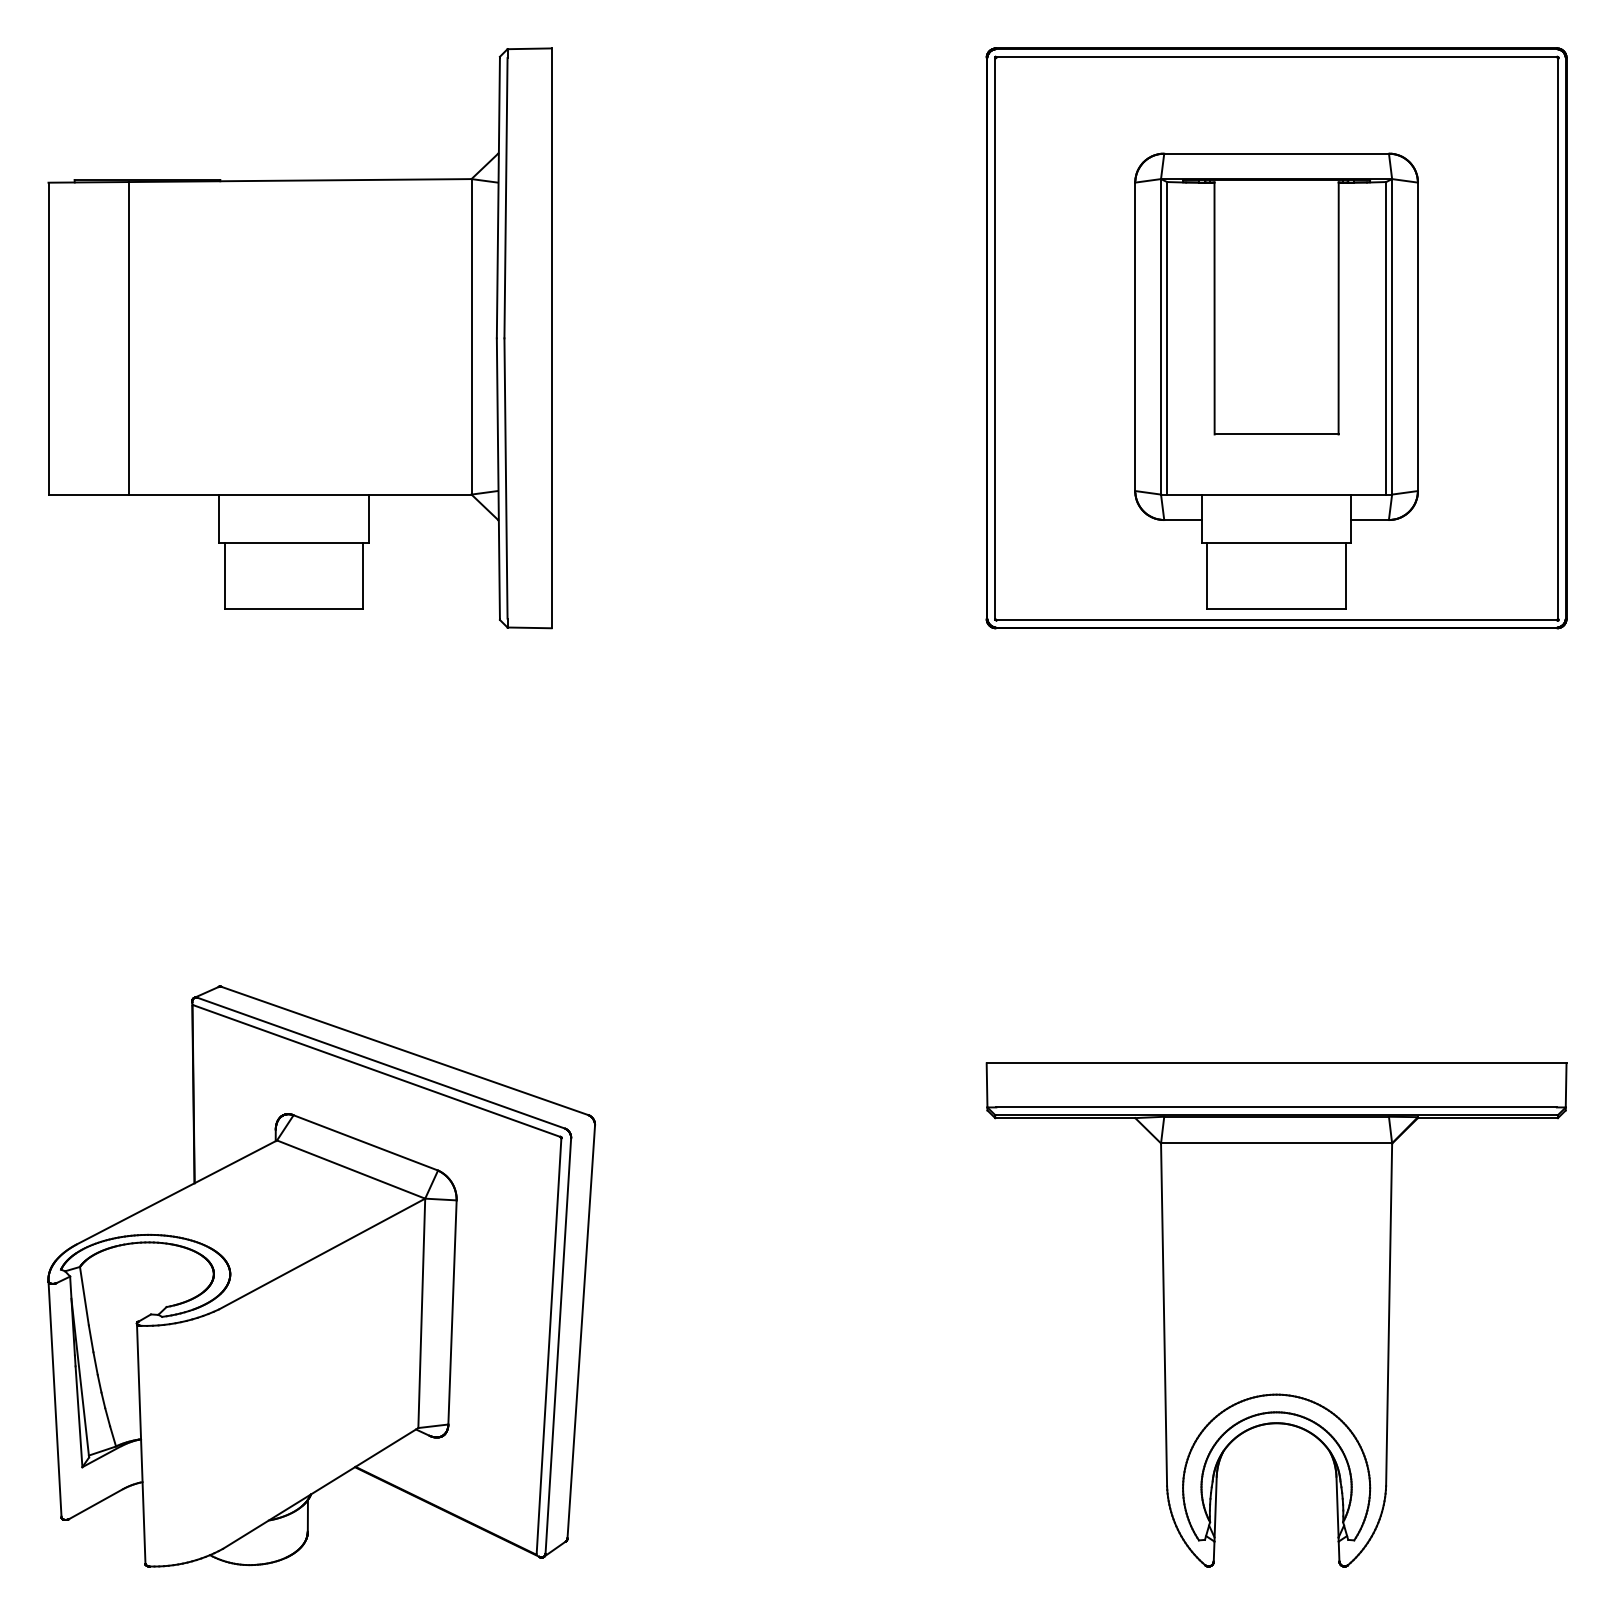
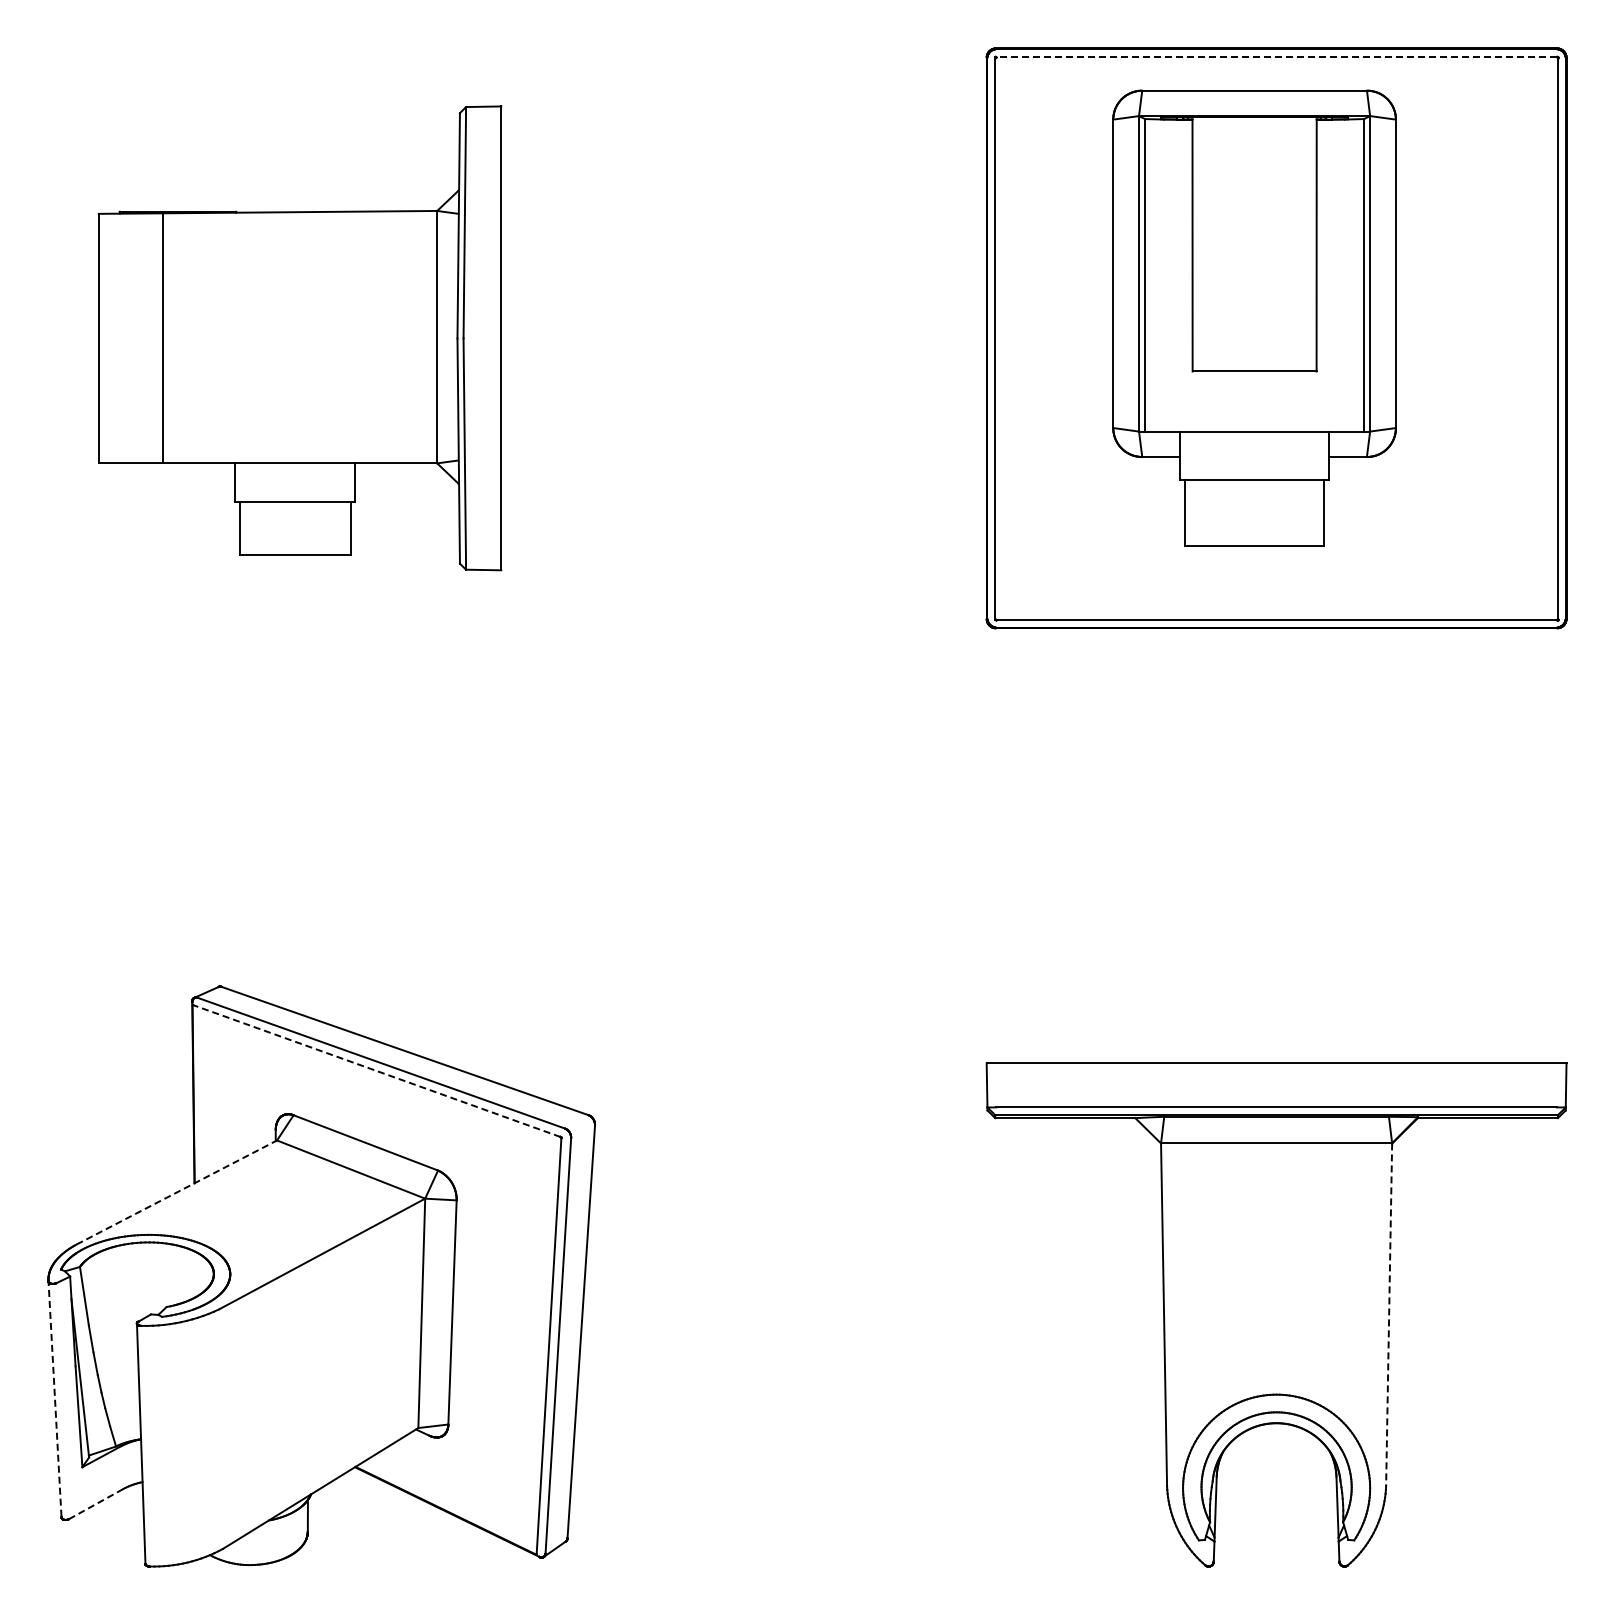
line: solid -> dashed (1276, 56)
part size: 506x583 px -> 406x467 px (299, 338)
part position: (1276, 380) -> (1254, 317) (1254, 317)
line: solid -> dashed (376, 1070)
line: solid -> dashed (176, 1192)
line: solid -> dashed (1389, 1315)
line: solid -> dashed (55, 1398)
line: solid -> dashed (96, 1504)
